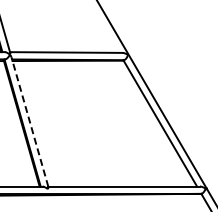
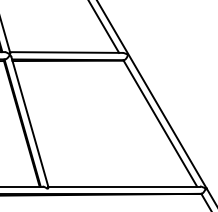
line: none -> present (104, 27)
line: dashed -> solid (29, 121)
